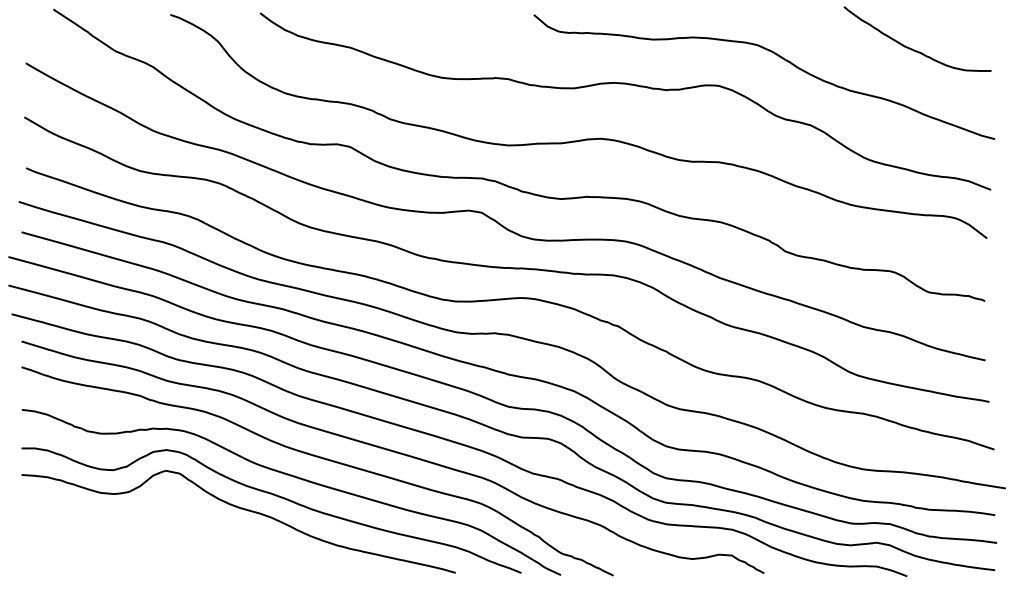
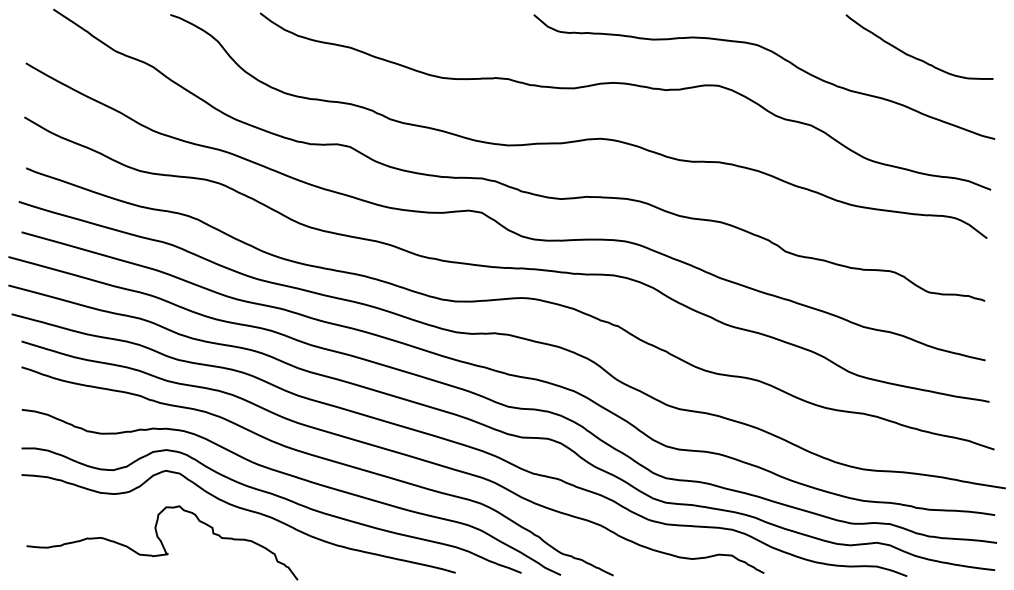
curve position: (912, 48) -> (914, 56) (914, 56)
curve: none -> present (162, 542)
